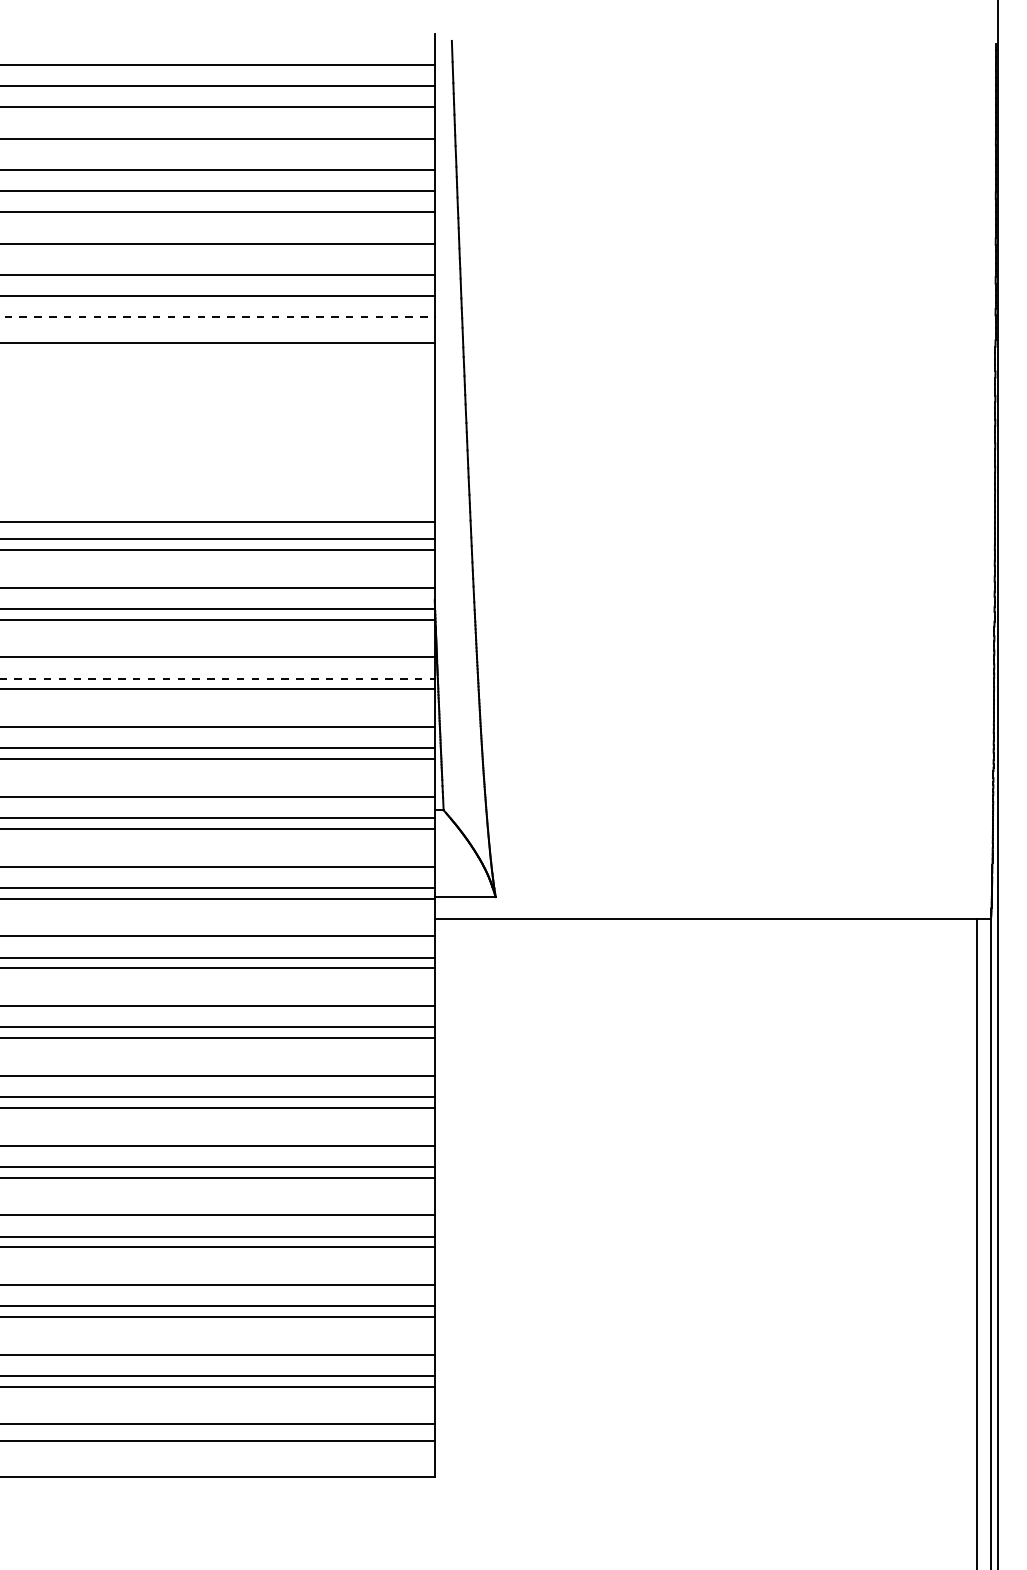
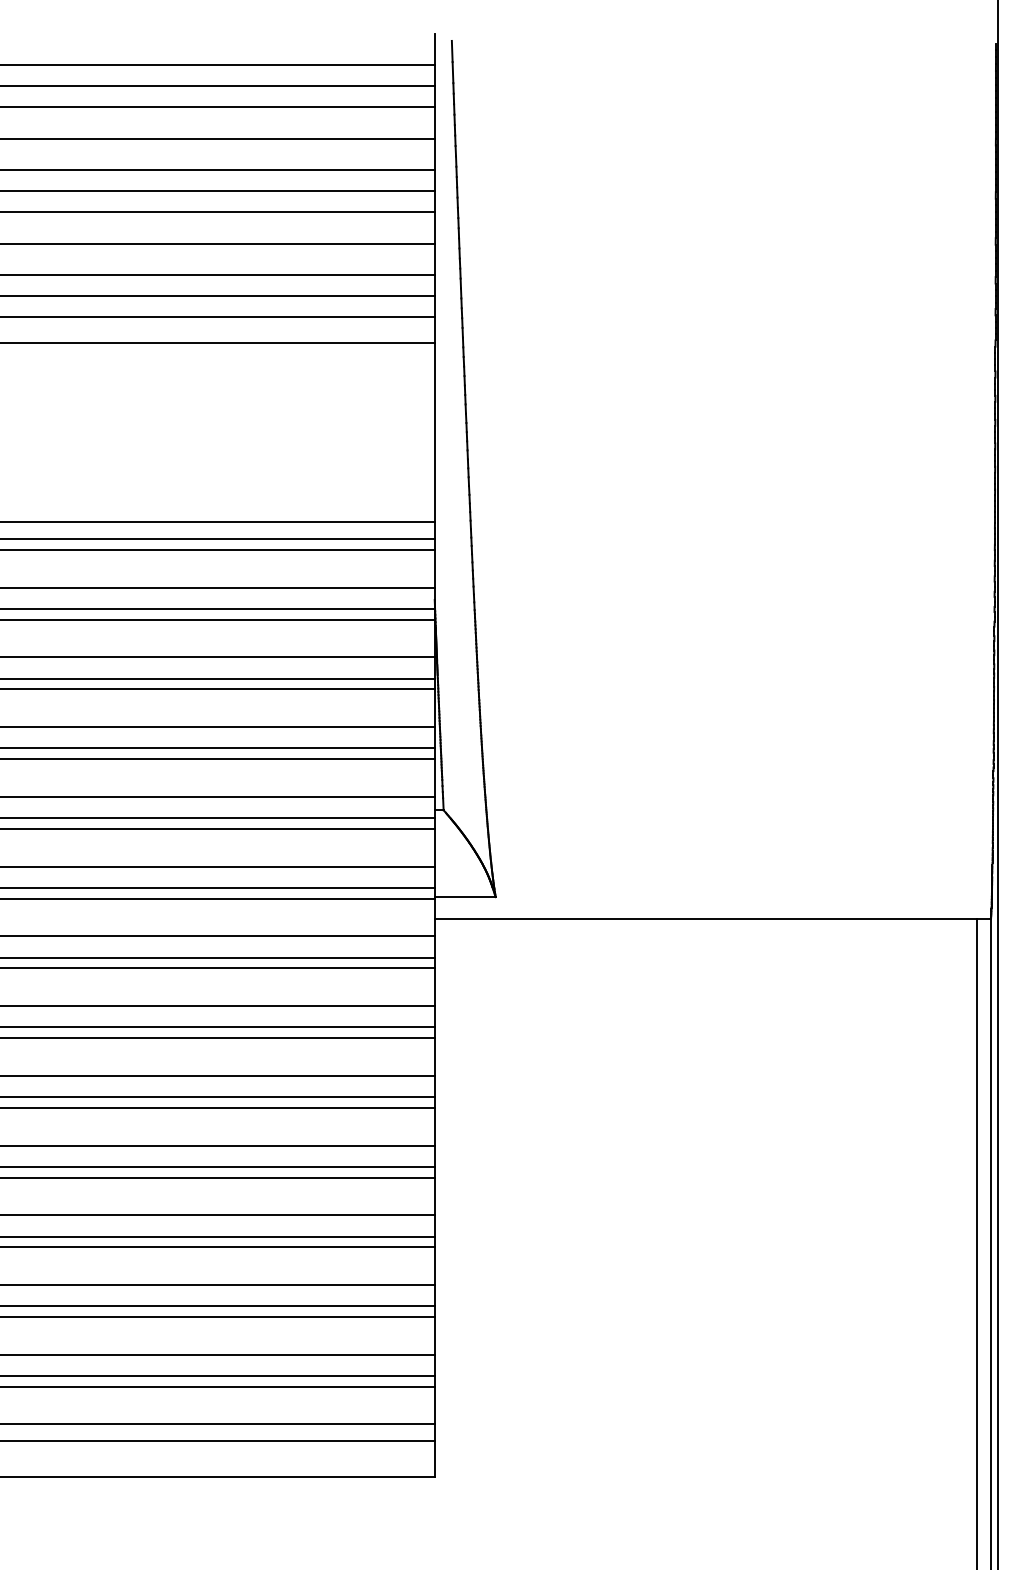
line: dashed -> solid (217, 317)
line: dashed -> solid (217, 678)
